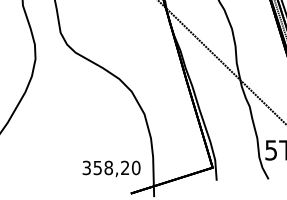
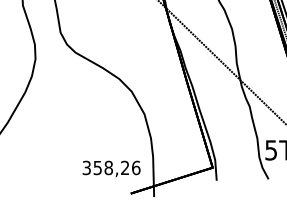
text: 358,20 -> 358,26 (136, 167)
